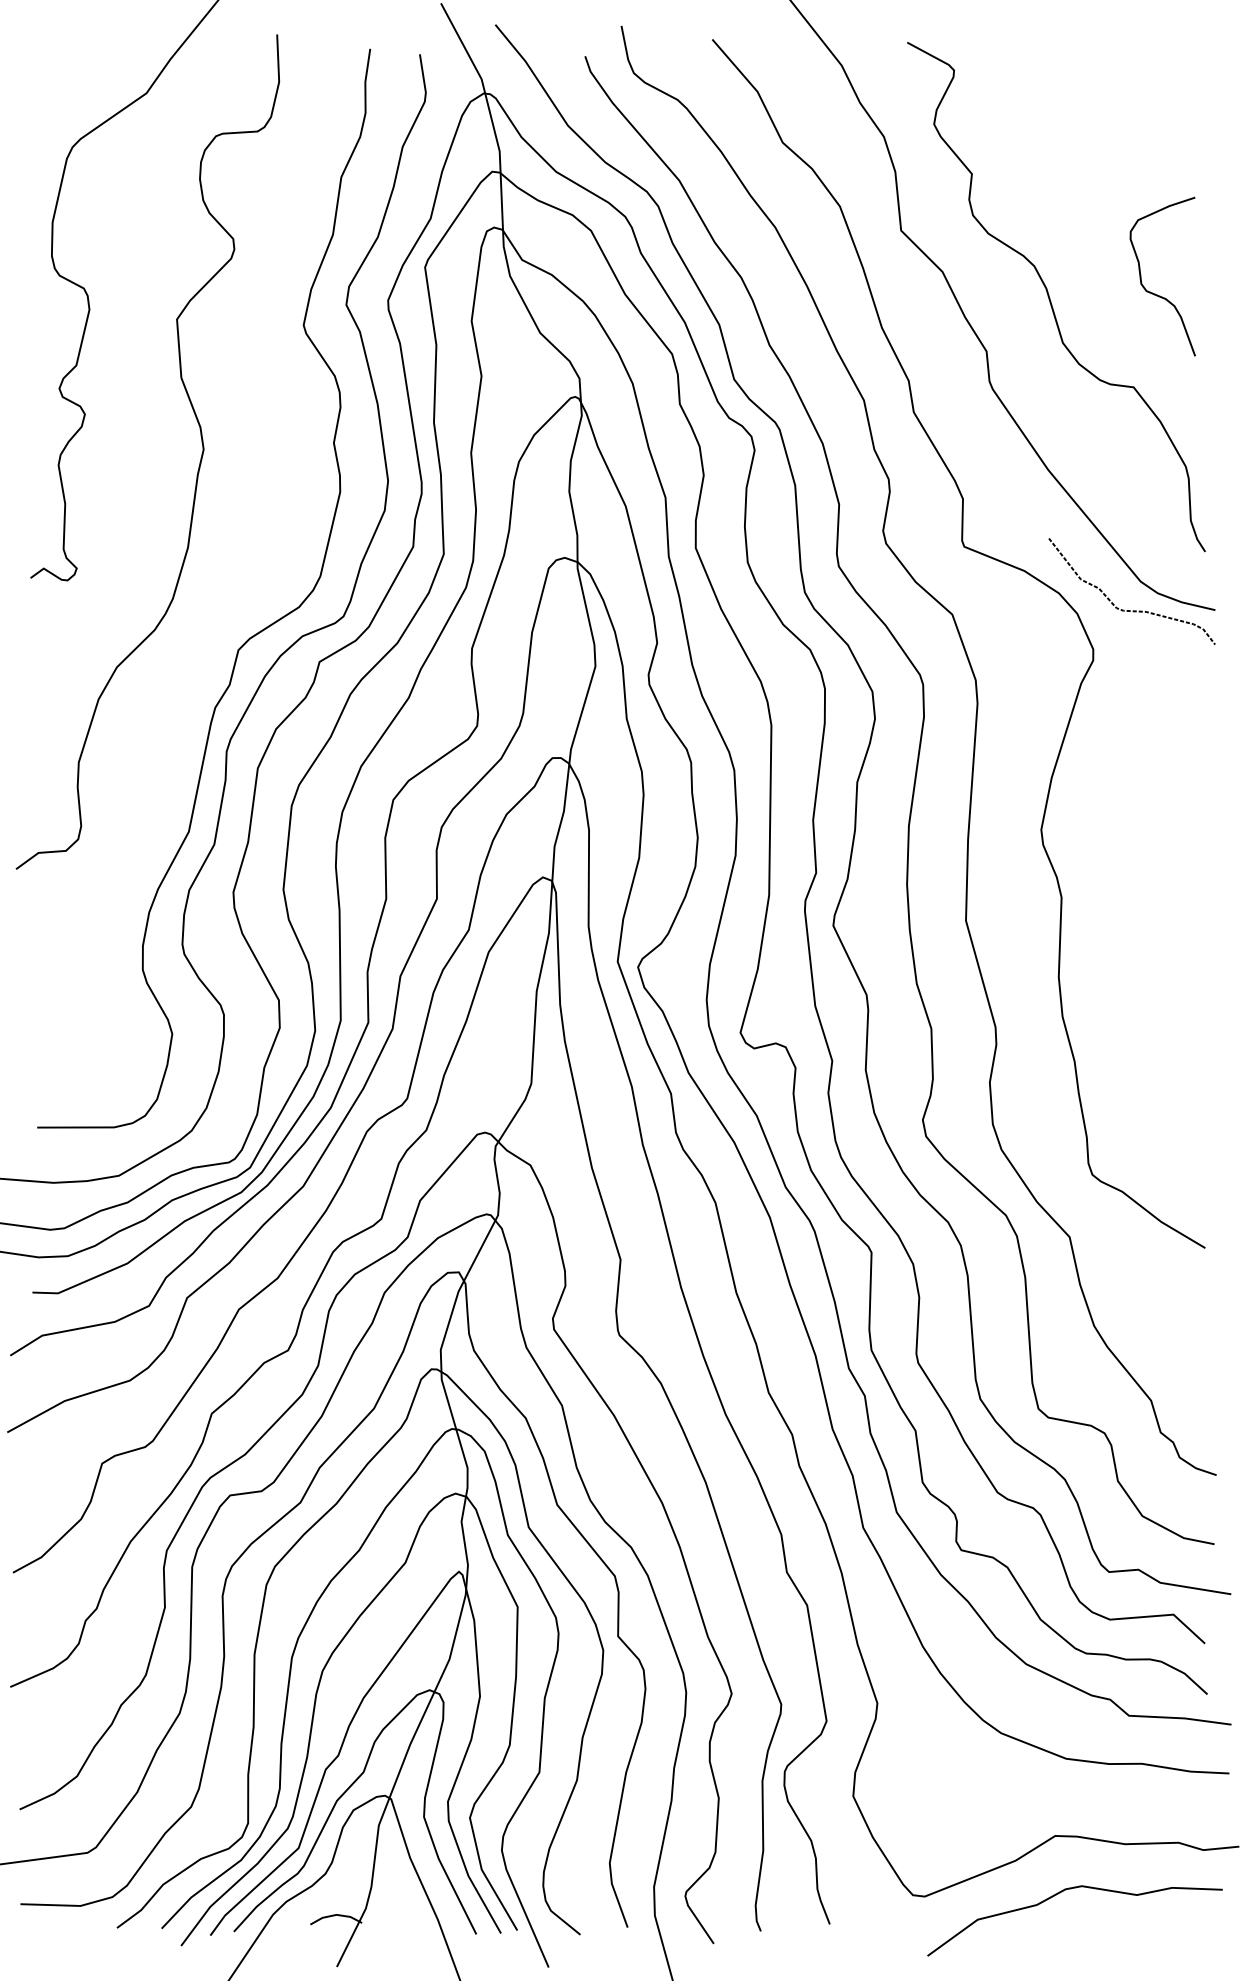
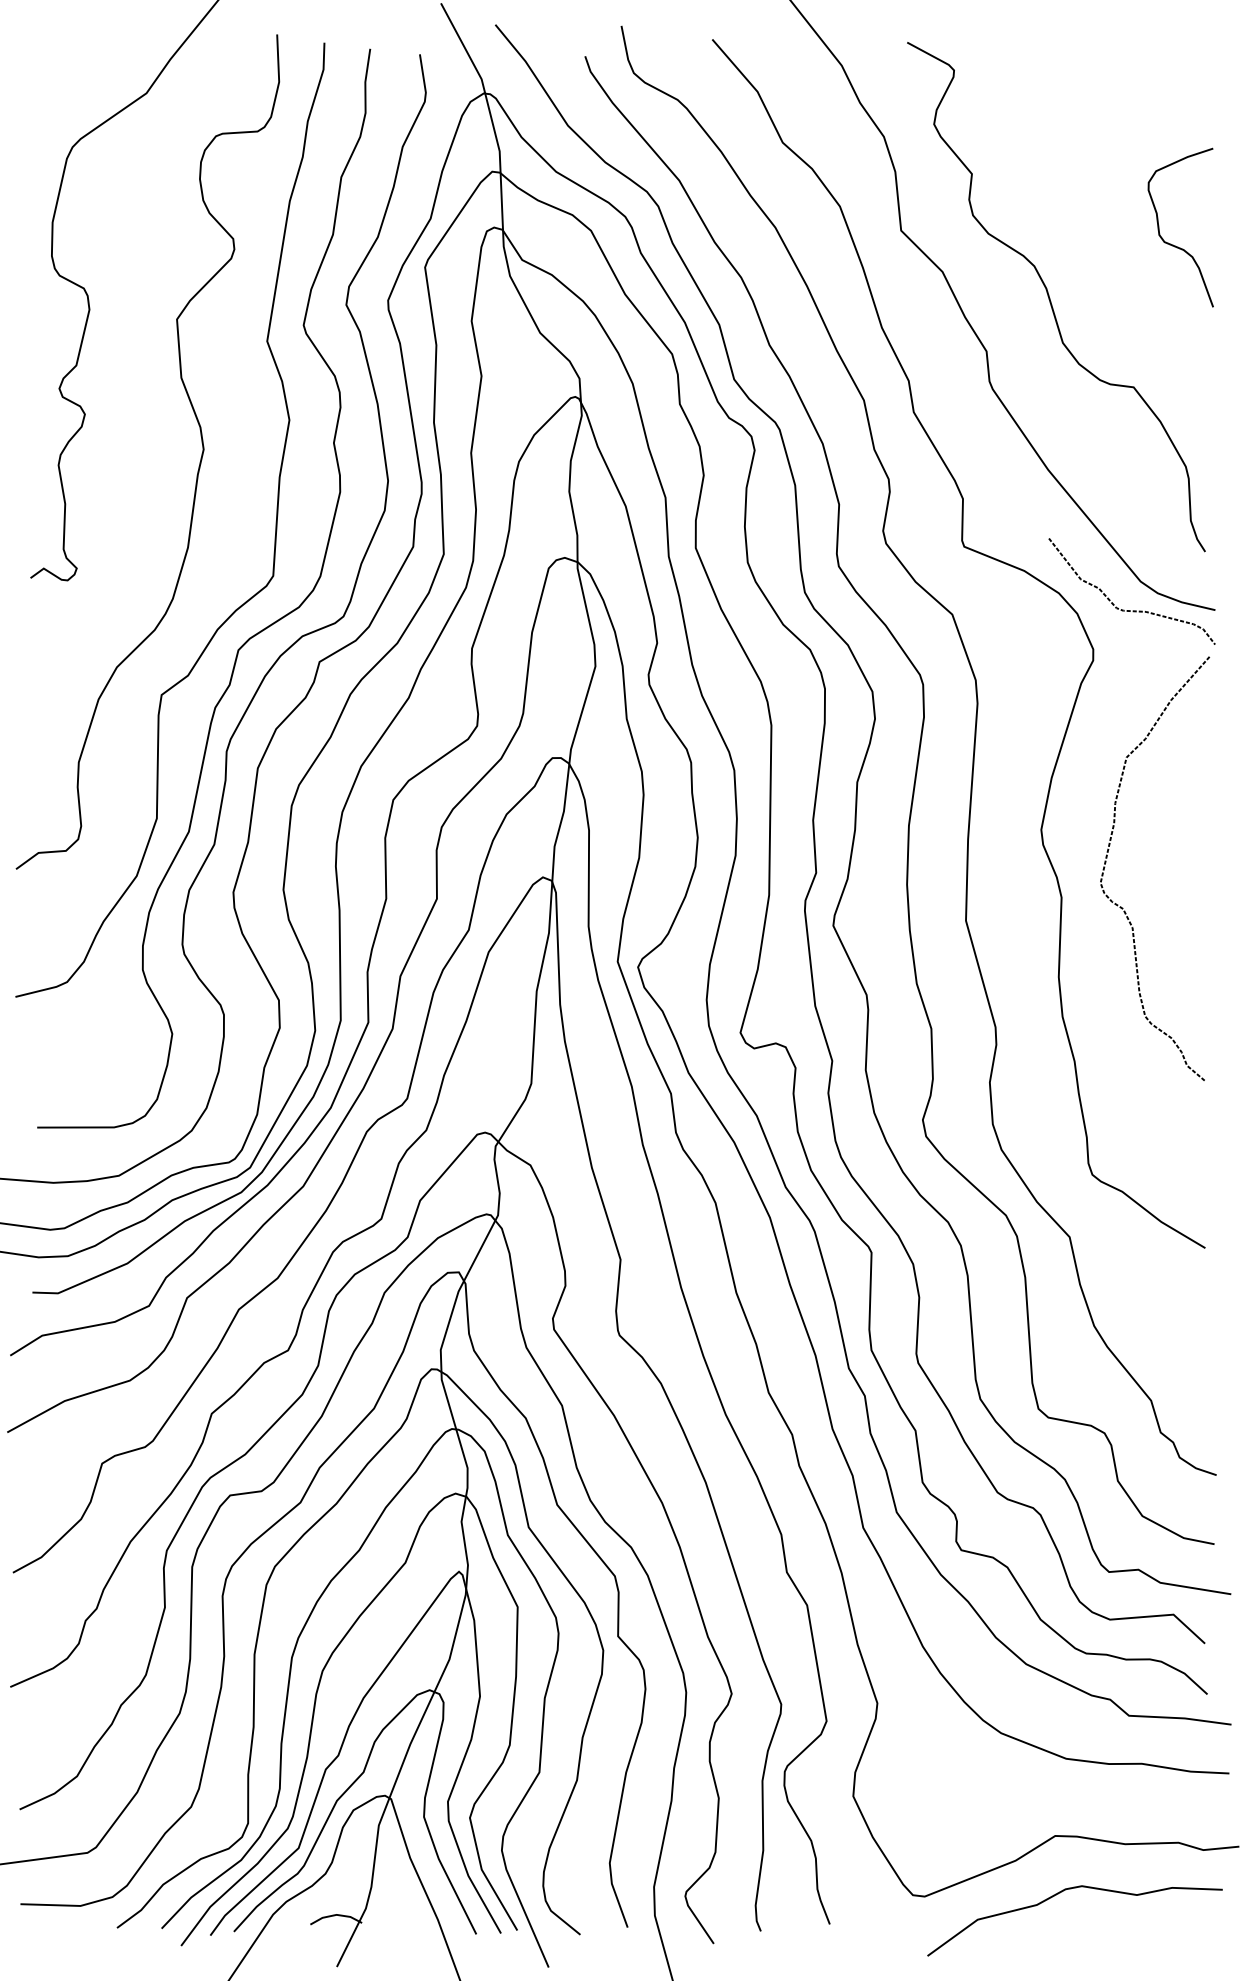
curve position: (1155, 293) -> (1173, 244) (1173, 244)
curve: none -> present (275, 521)
curve: none -> present (1107, 858)
